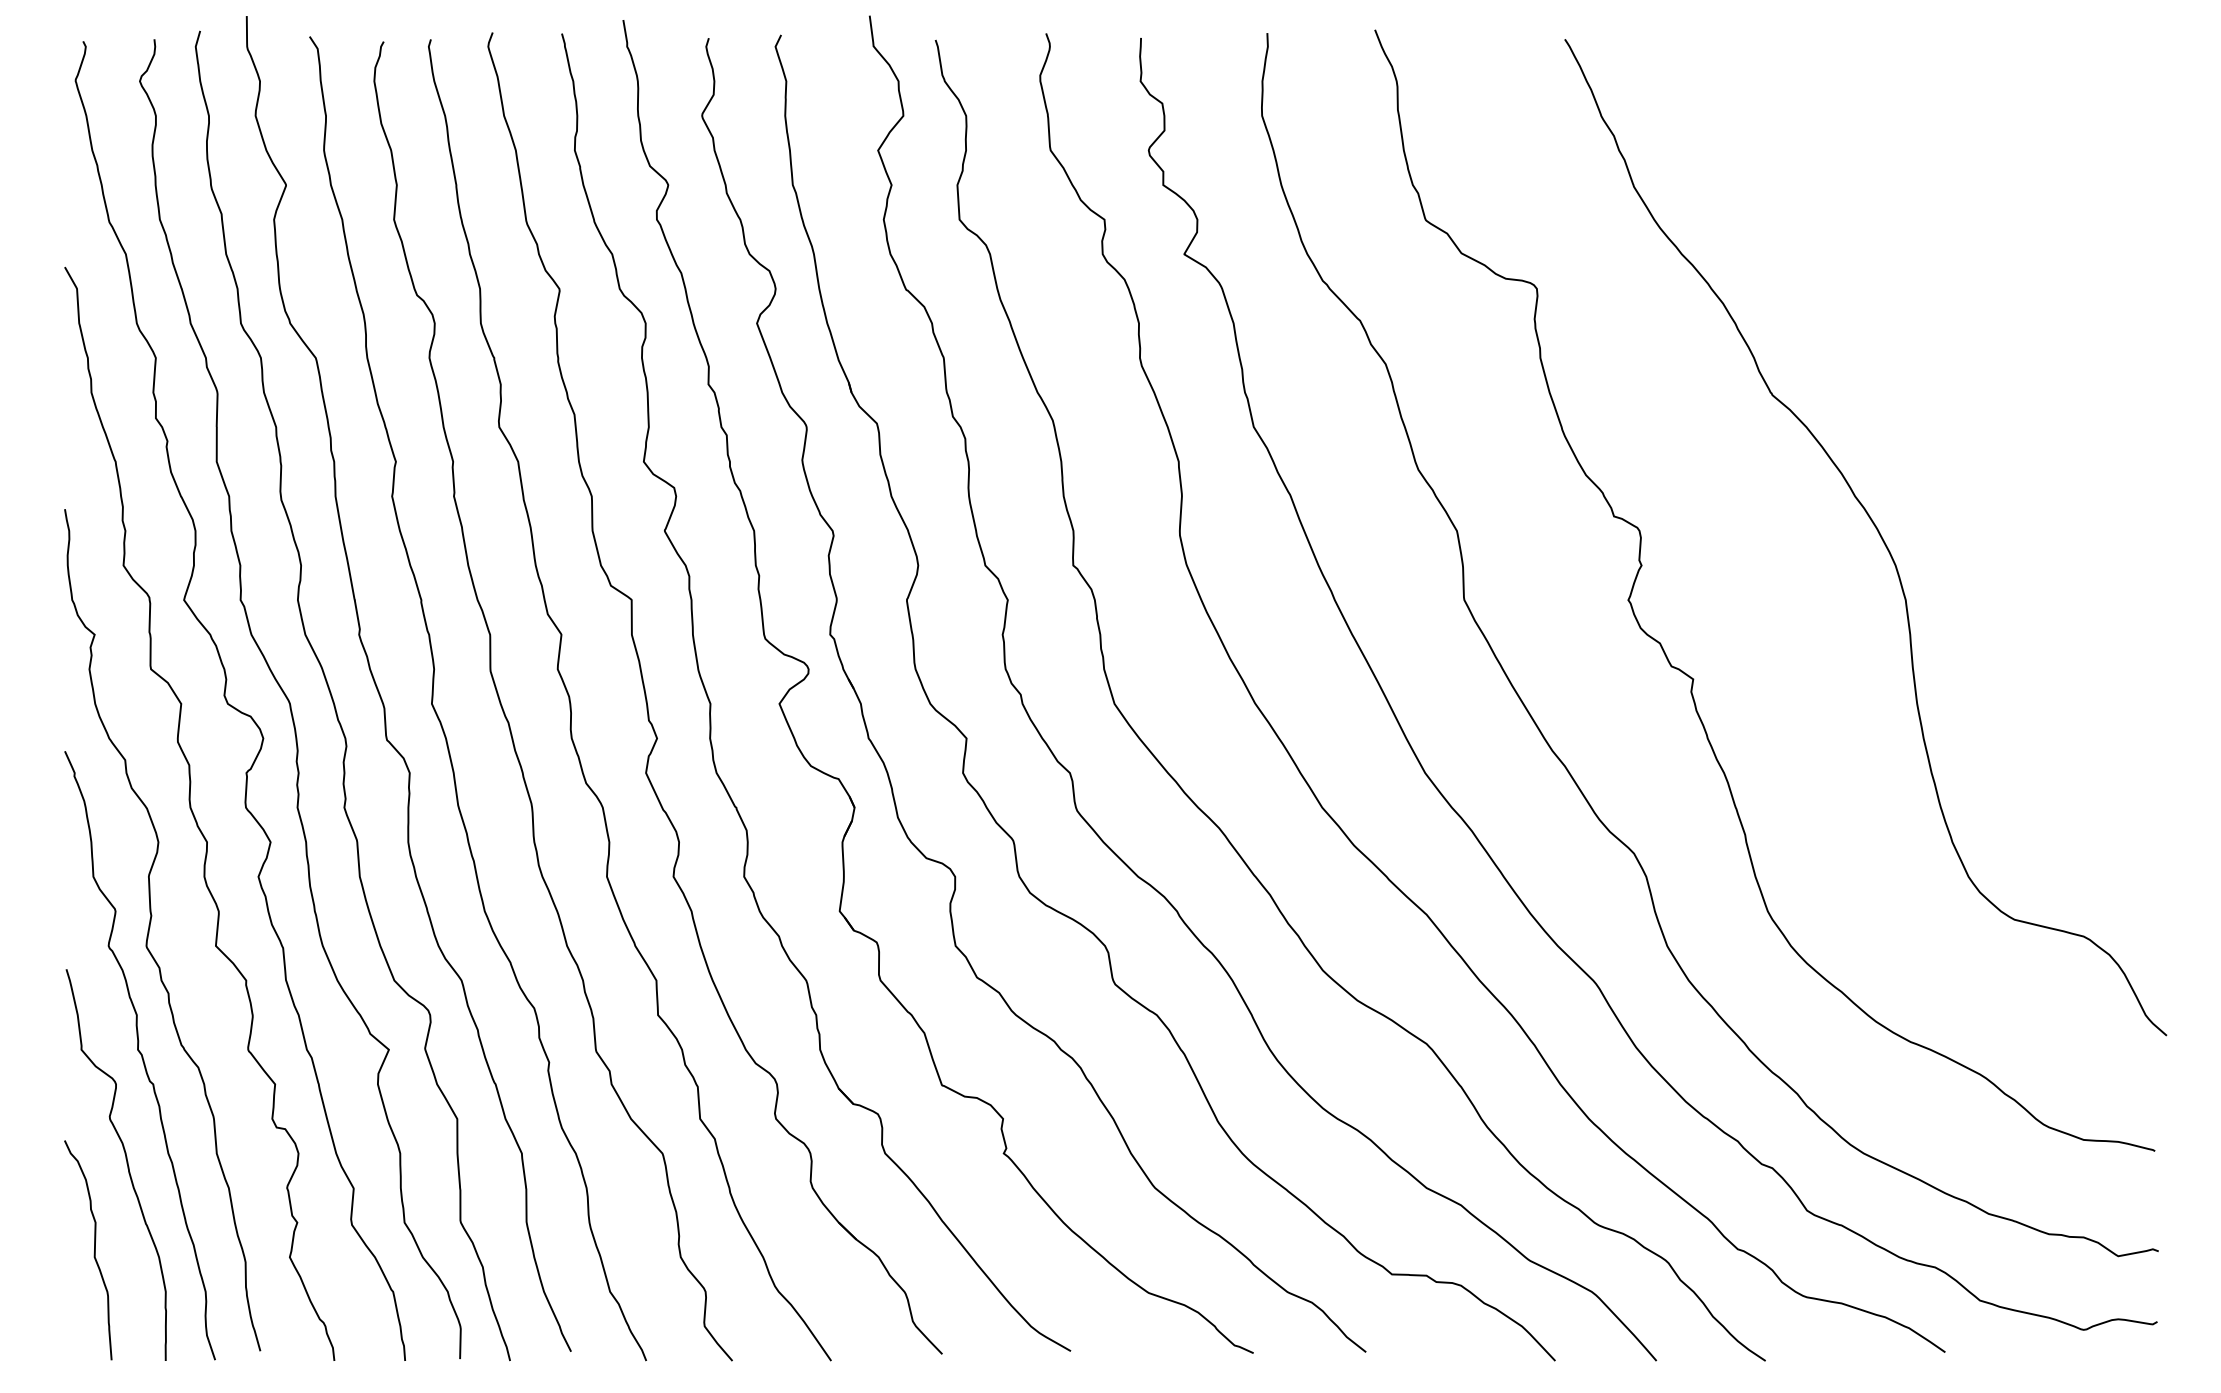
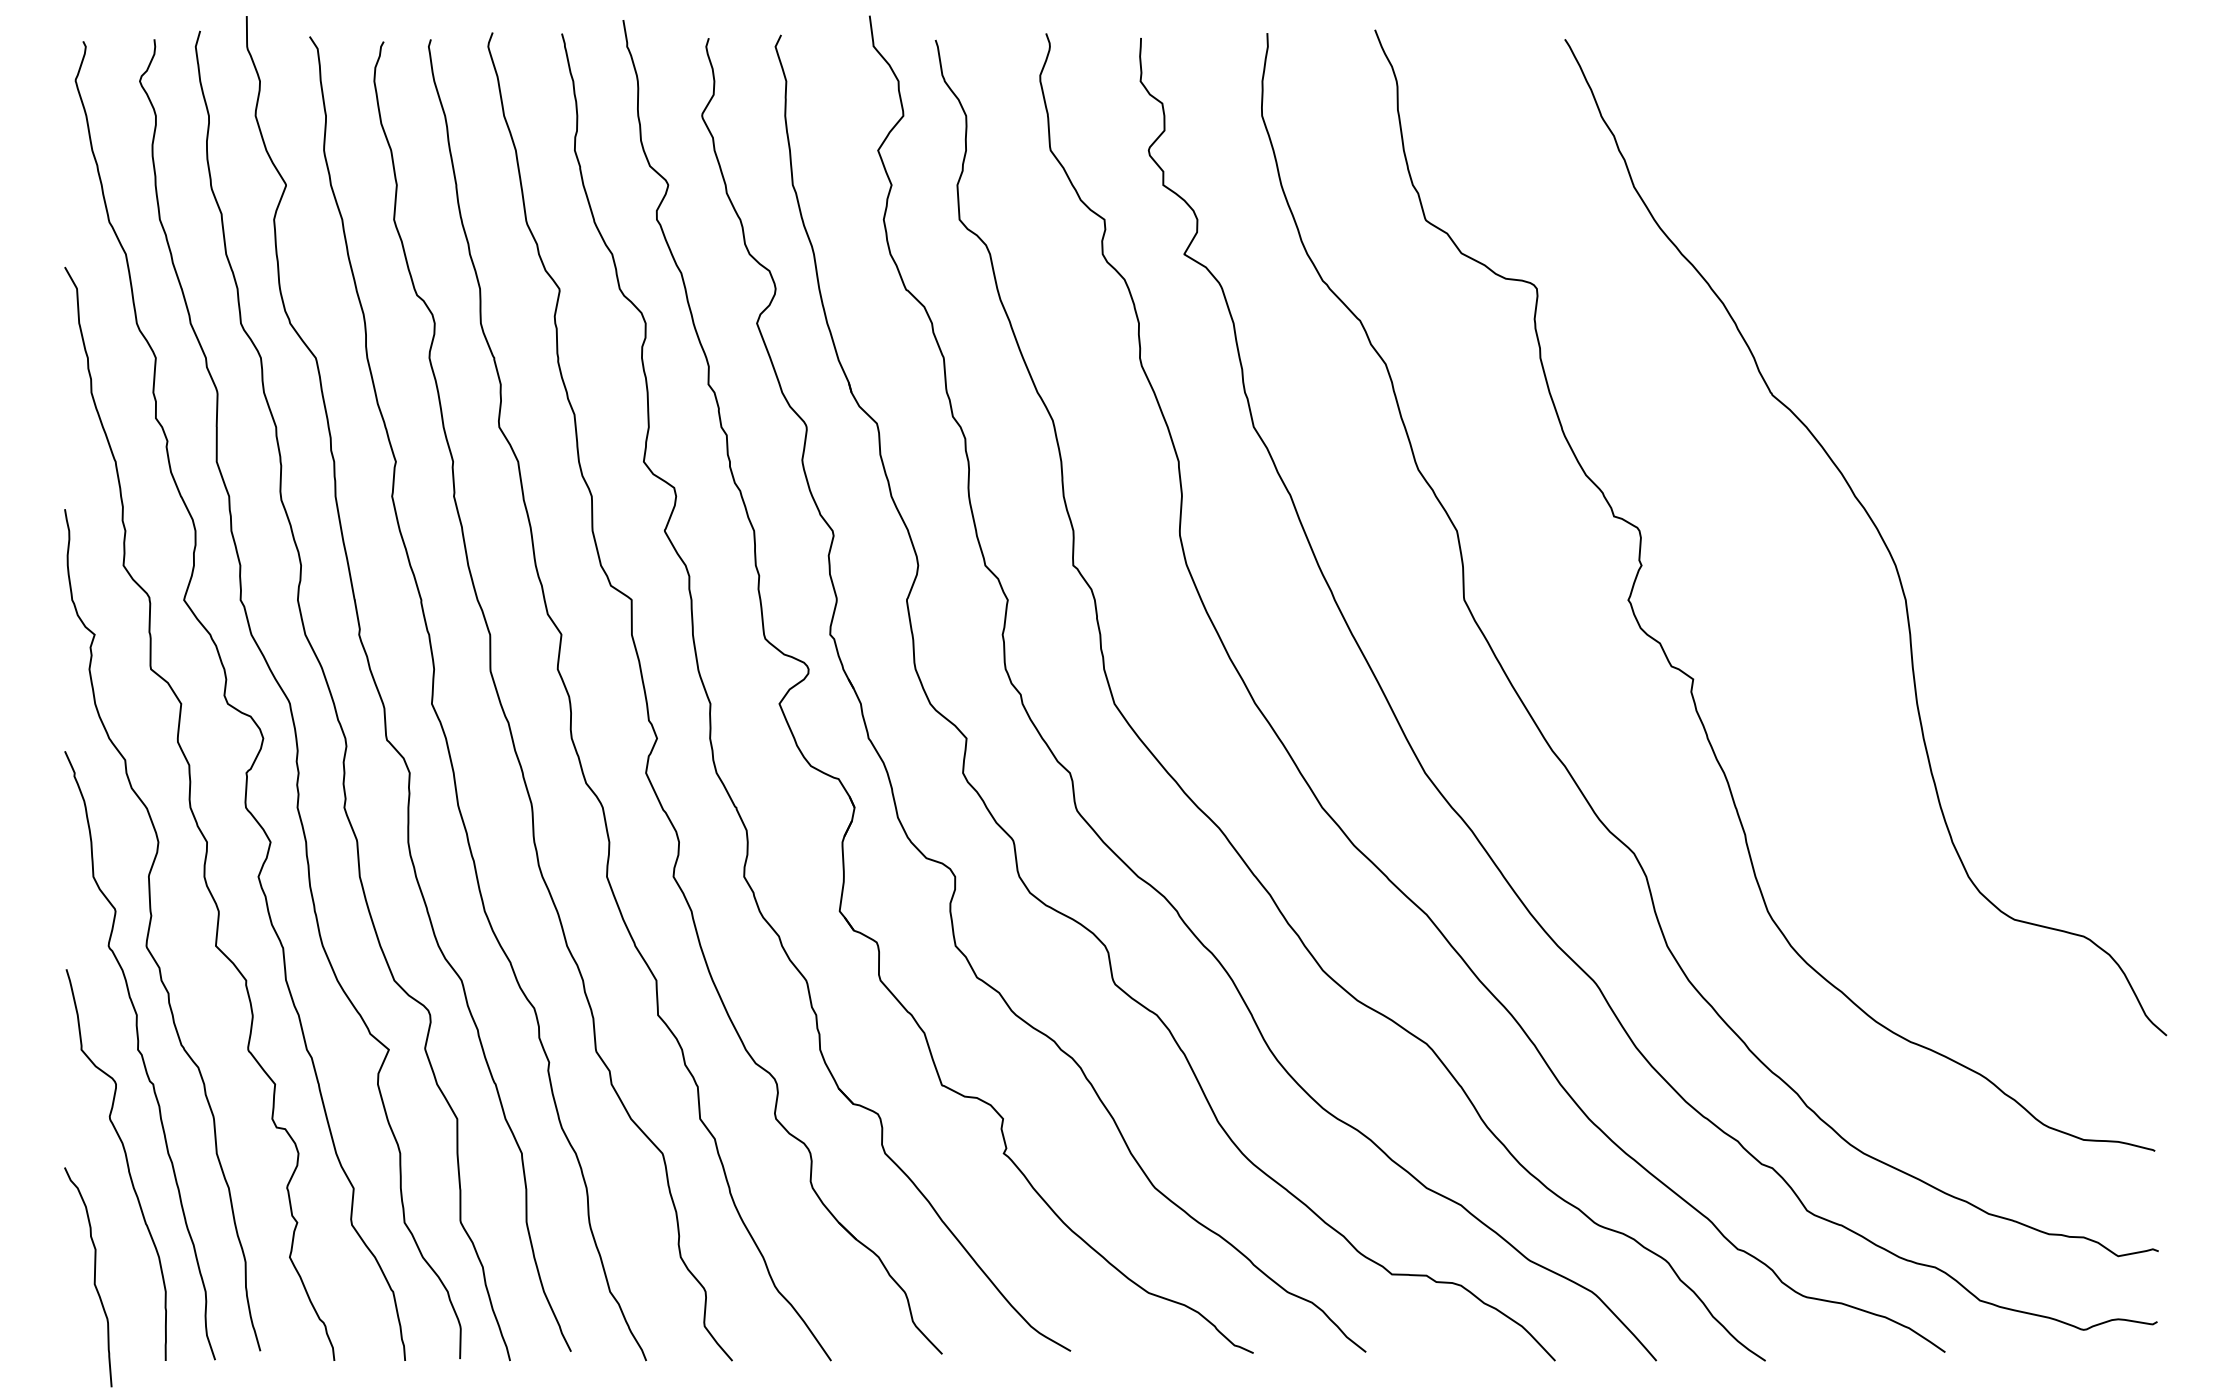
curve position: (93, 1253) -> (93, 1280) (93, 1280)
